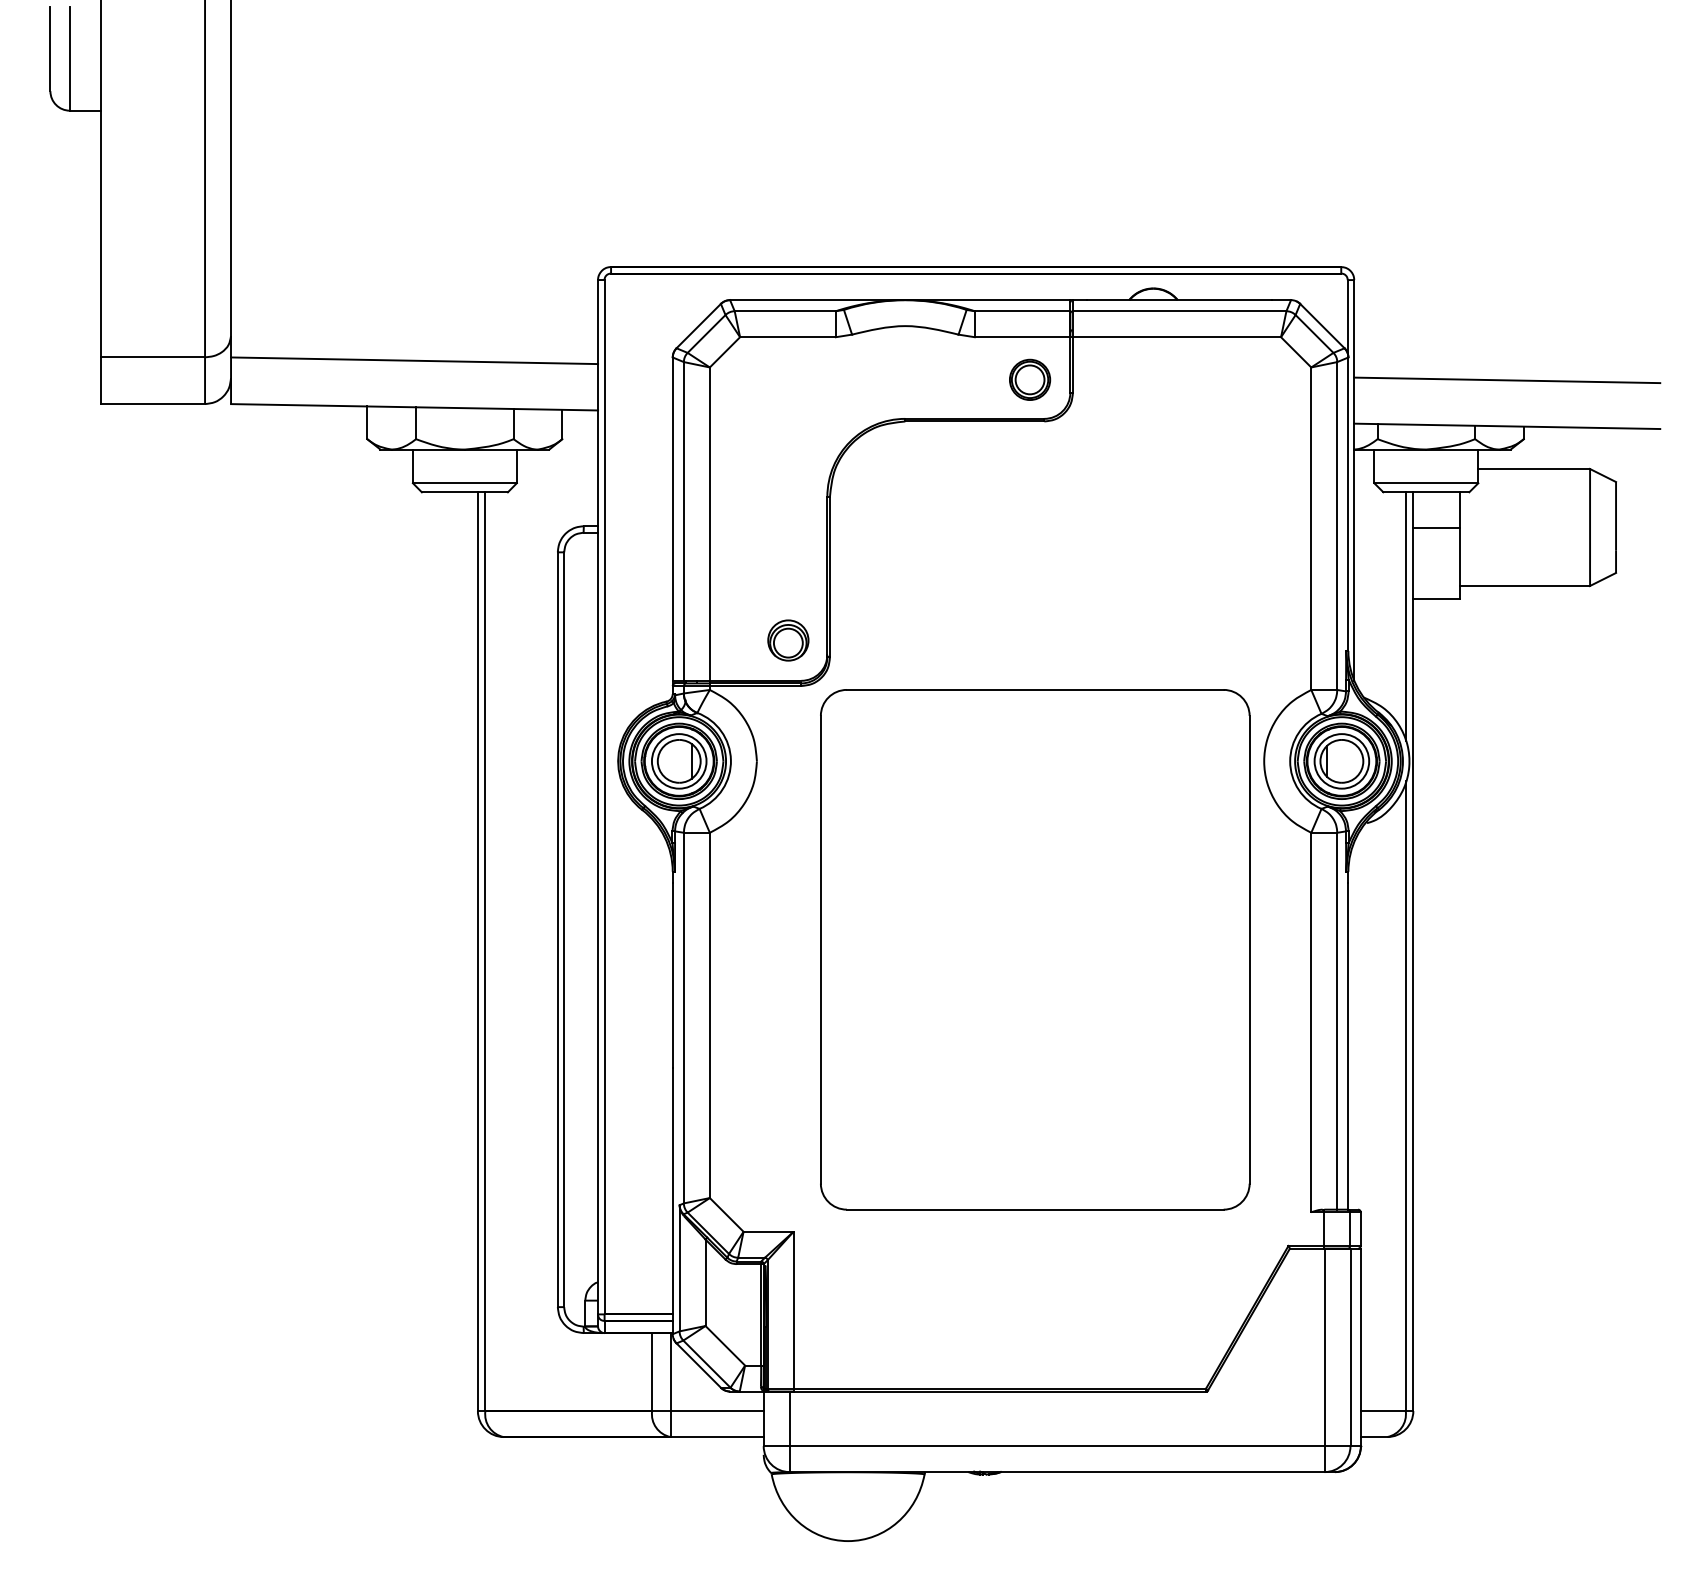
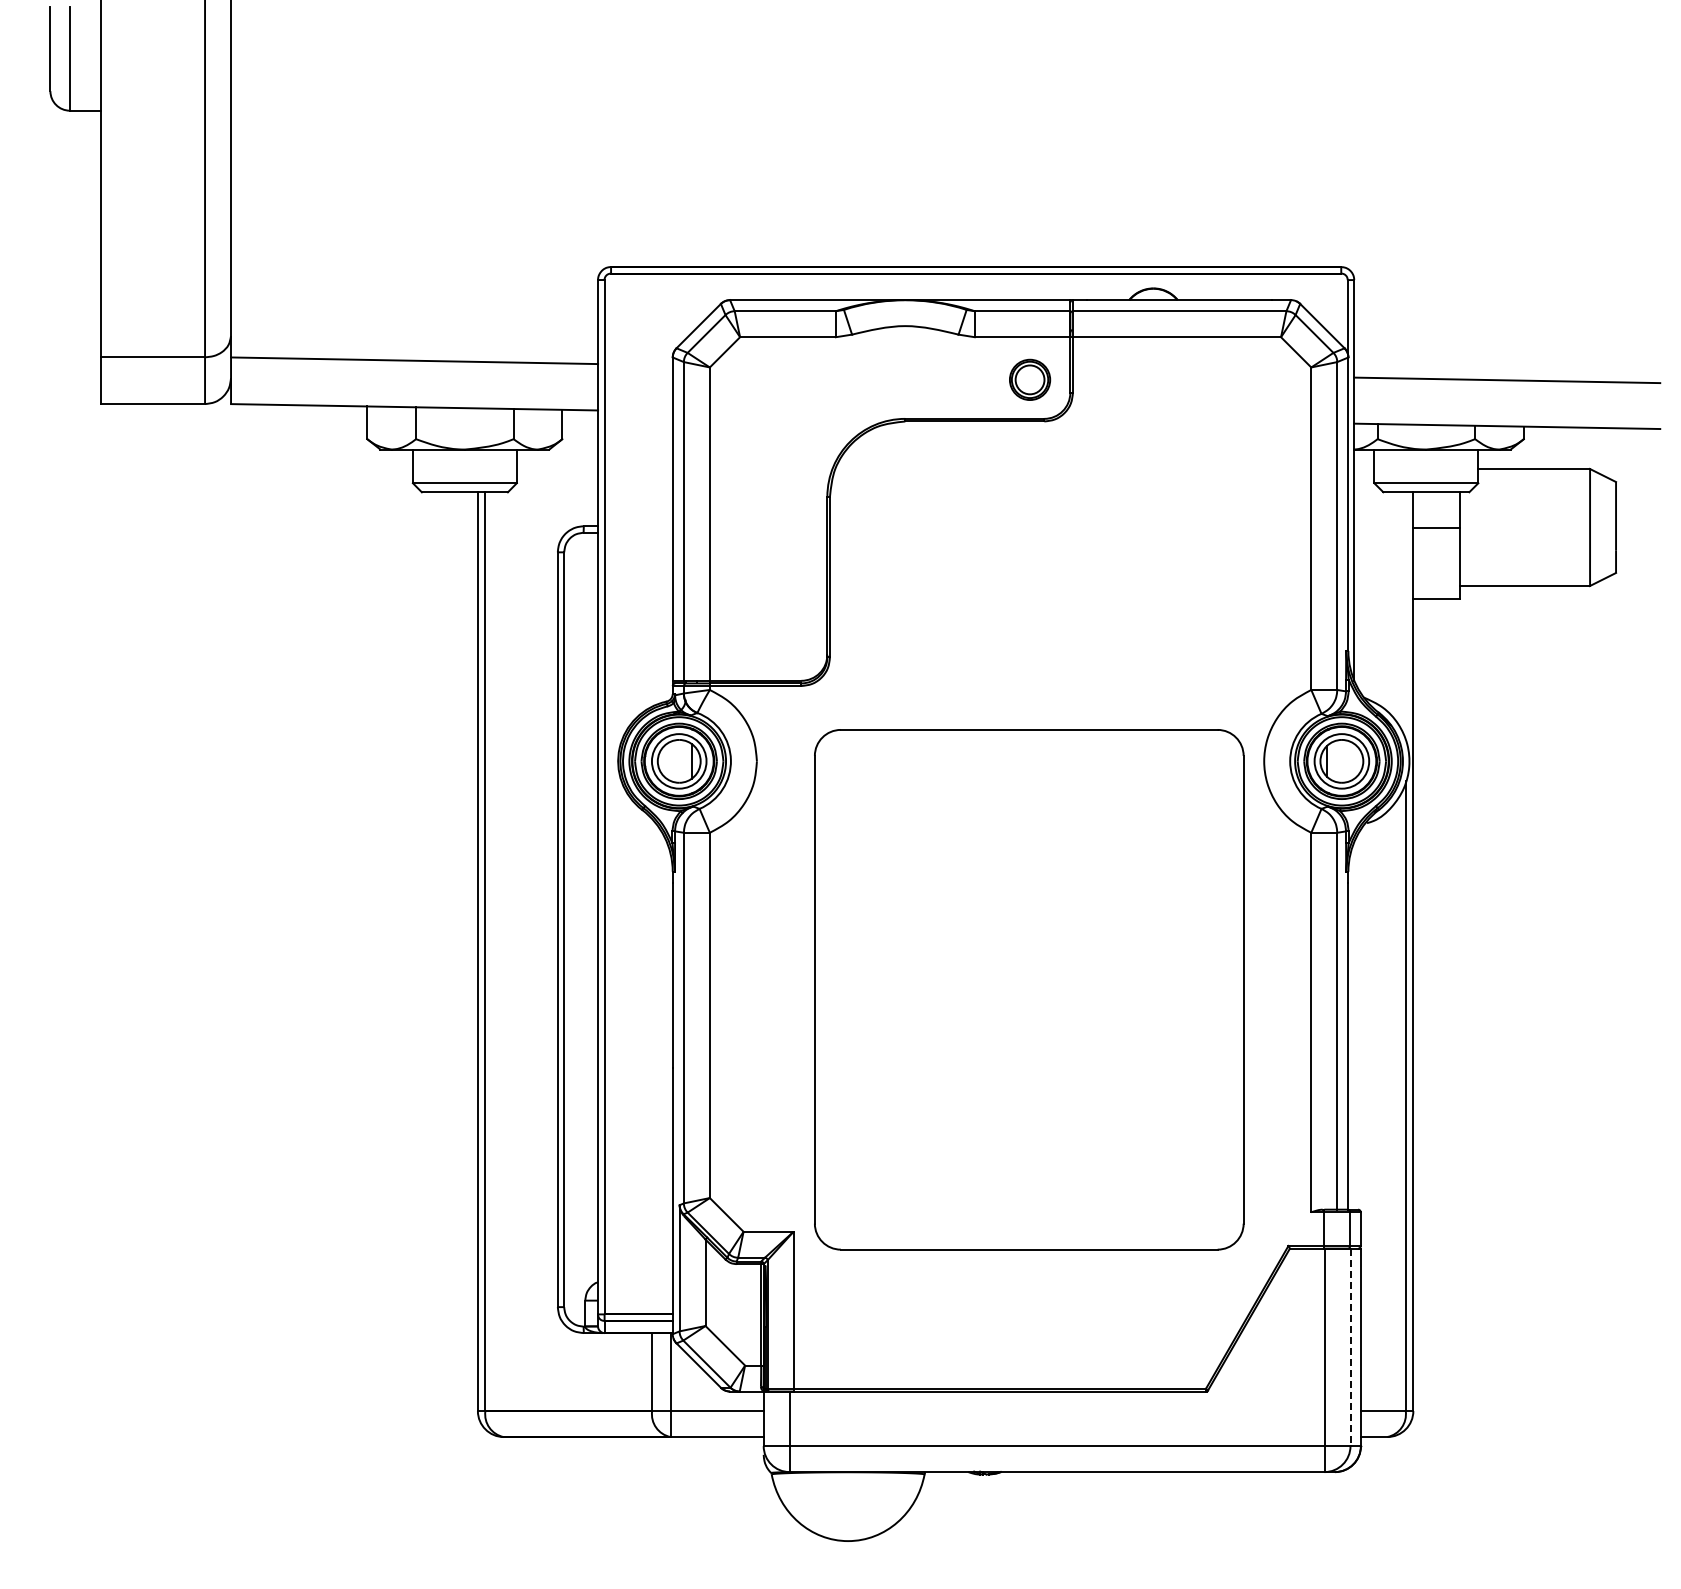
line: present -> none (1405, 616)
part: present -> none (788, 640)
part position: (1035, 949) -> (1029, 989) (1029, 989)
line: solid -> dashed (1350, 1347)
